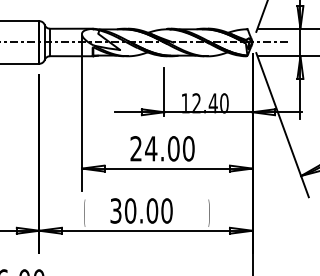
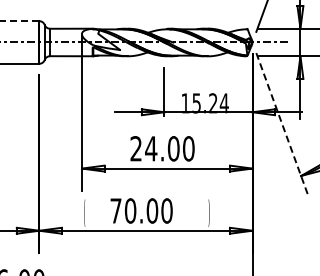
line: solid -> dashed (19, 21)
text: 12.40 -> 15.24 (210, 103)
line: solid -> dashed (282, 125)
text: 30.00 -> 70.00 (115, 210)
